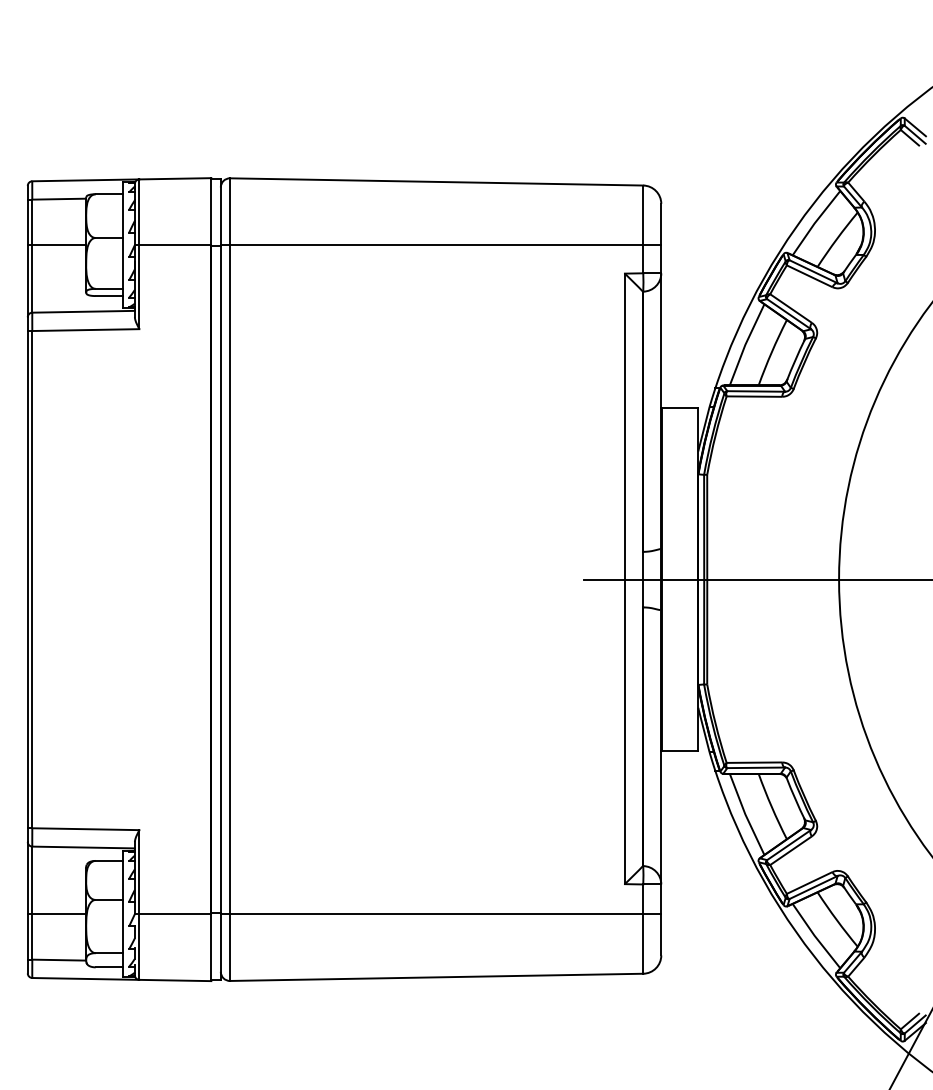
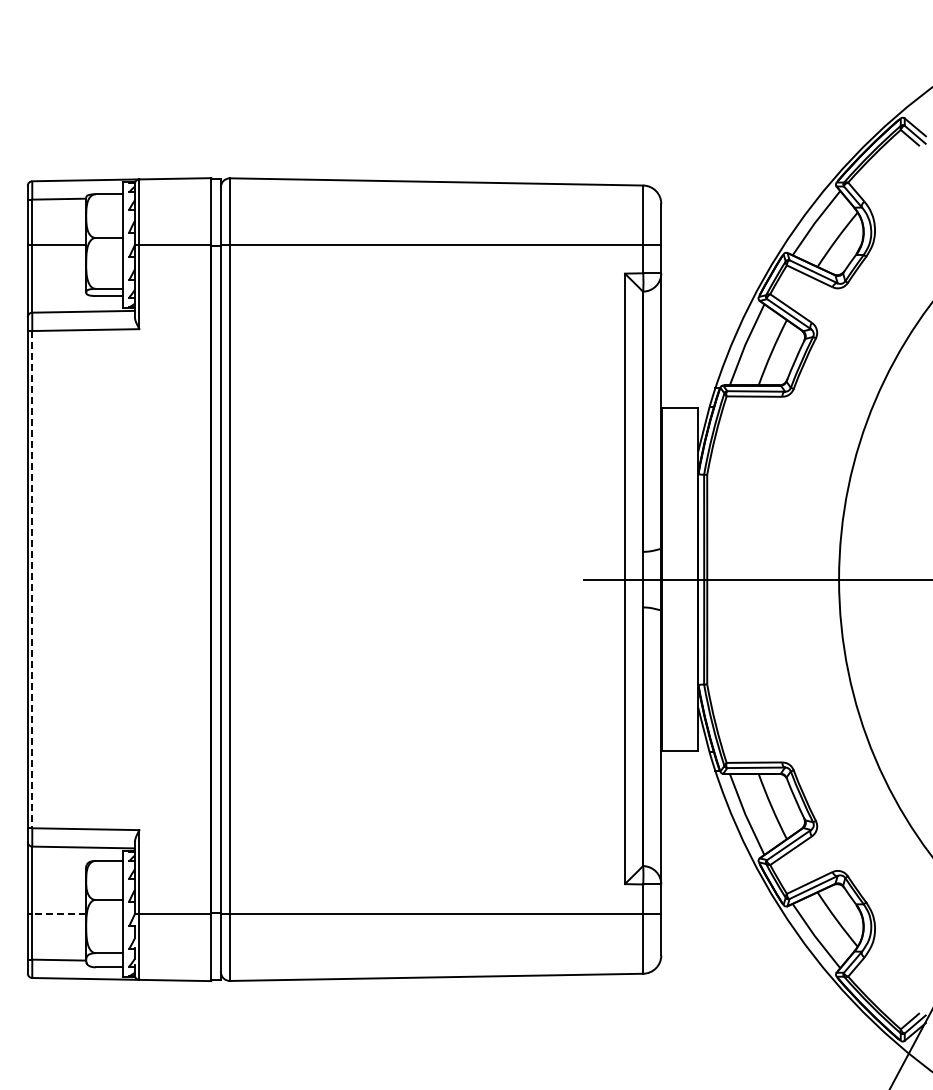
line: solid -> dashed (32, 579)
line: solid -> dashed (59, 913)
